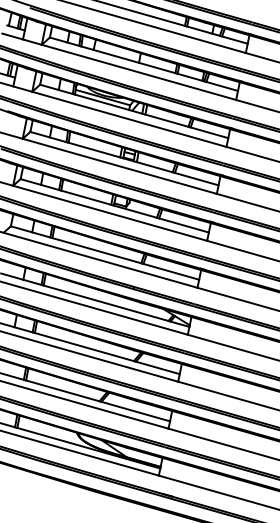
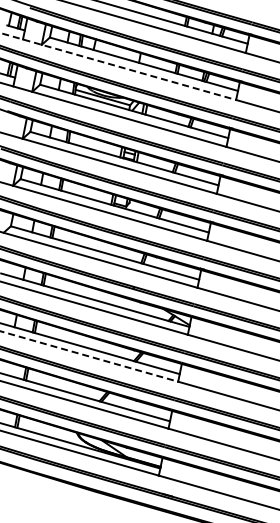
line: solid -> dashed (119, 66)
line: solid -> dashed (89, 356)
